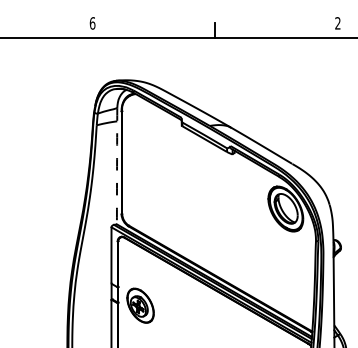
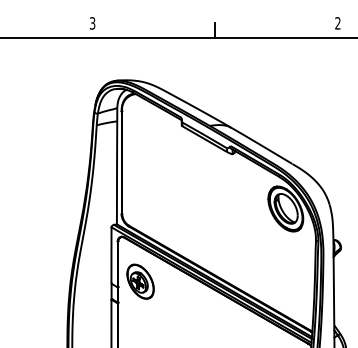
text: 6 -> 3 (92, 23)
arc: dashed -> solid (117, 166)
part position: (140, 305) -> (140, 281) (140, 281)
